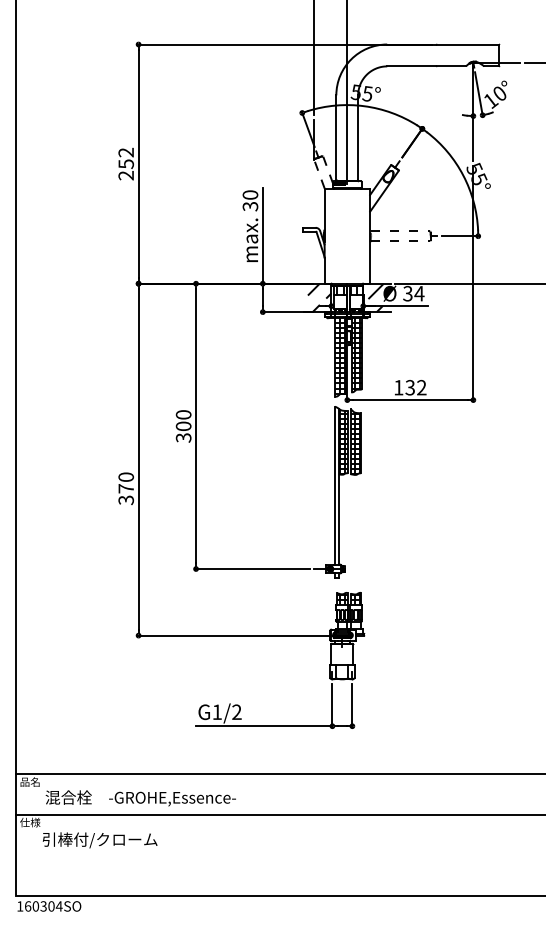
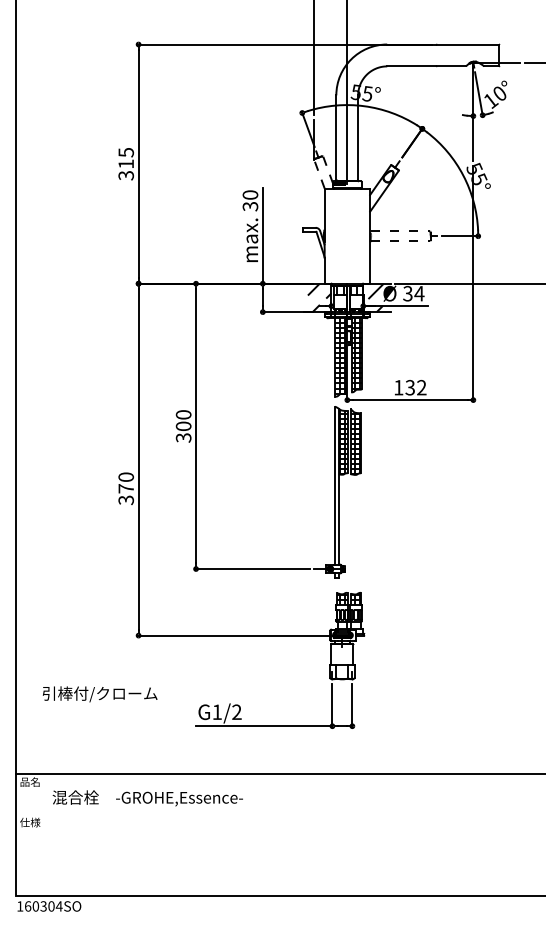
text: 252 -> 315 (126, 163)
text position: (140, 798) -> (147, 798) (147, 798)
line: present -> none (279, 814)
text position: (99, 840) -> (99, 694) (99, 694)
